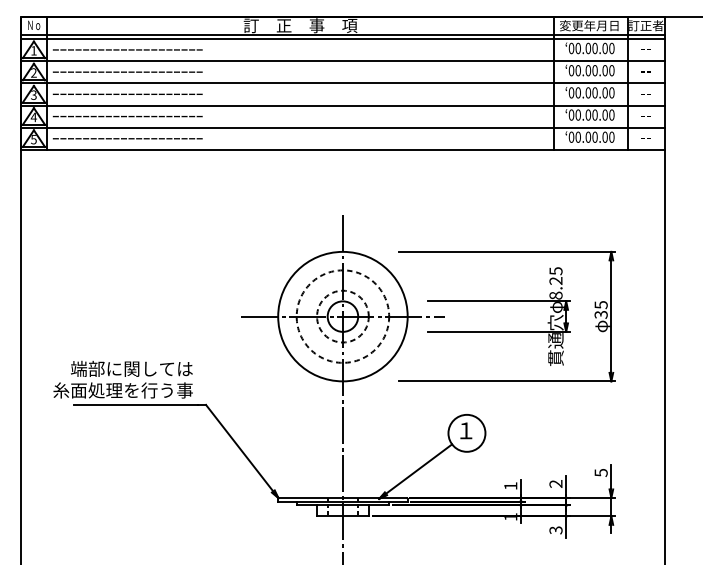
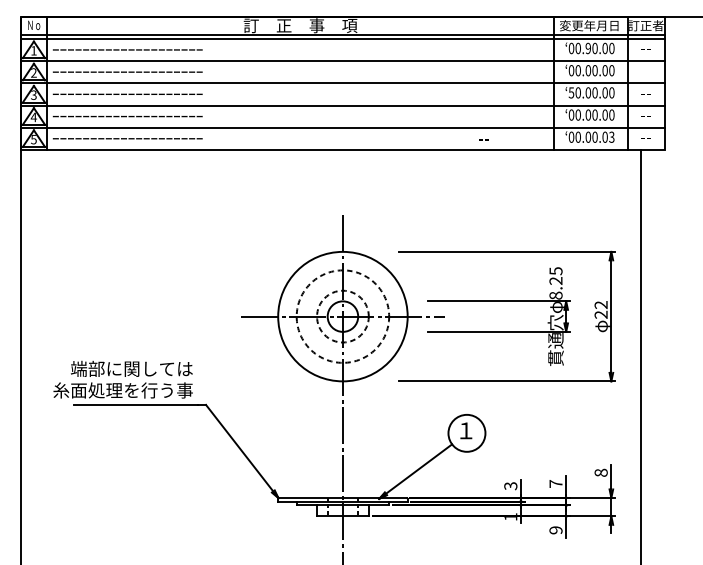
text: 00.00.00 -> 00.90.00 (587, 48)
text position: (645, 71) -> (483, 139) (483, 139)
text: 00.00.00 -> 50.00.00 (571, 92)
text: 00.00.00 -> 00.00.03 (611, 136)
text: 35 -> 22 (600, 309)
line position: (664, 355) -> (640, 355) (640, 355)
text: 5 -> 8 (600, 472)
text: 2 -> 7 (555, 483)
text: 1 -> 3 (510, 486)
text: 3 -> 9 (555, 530)
